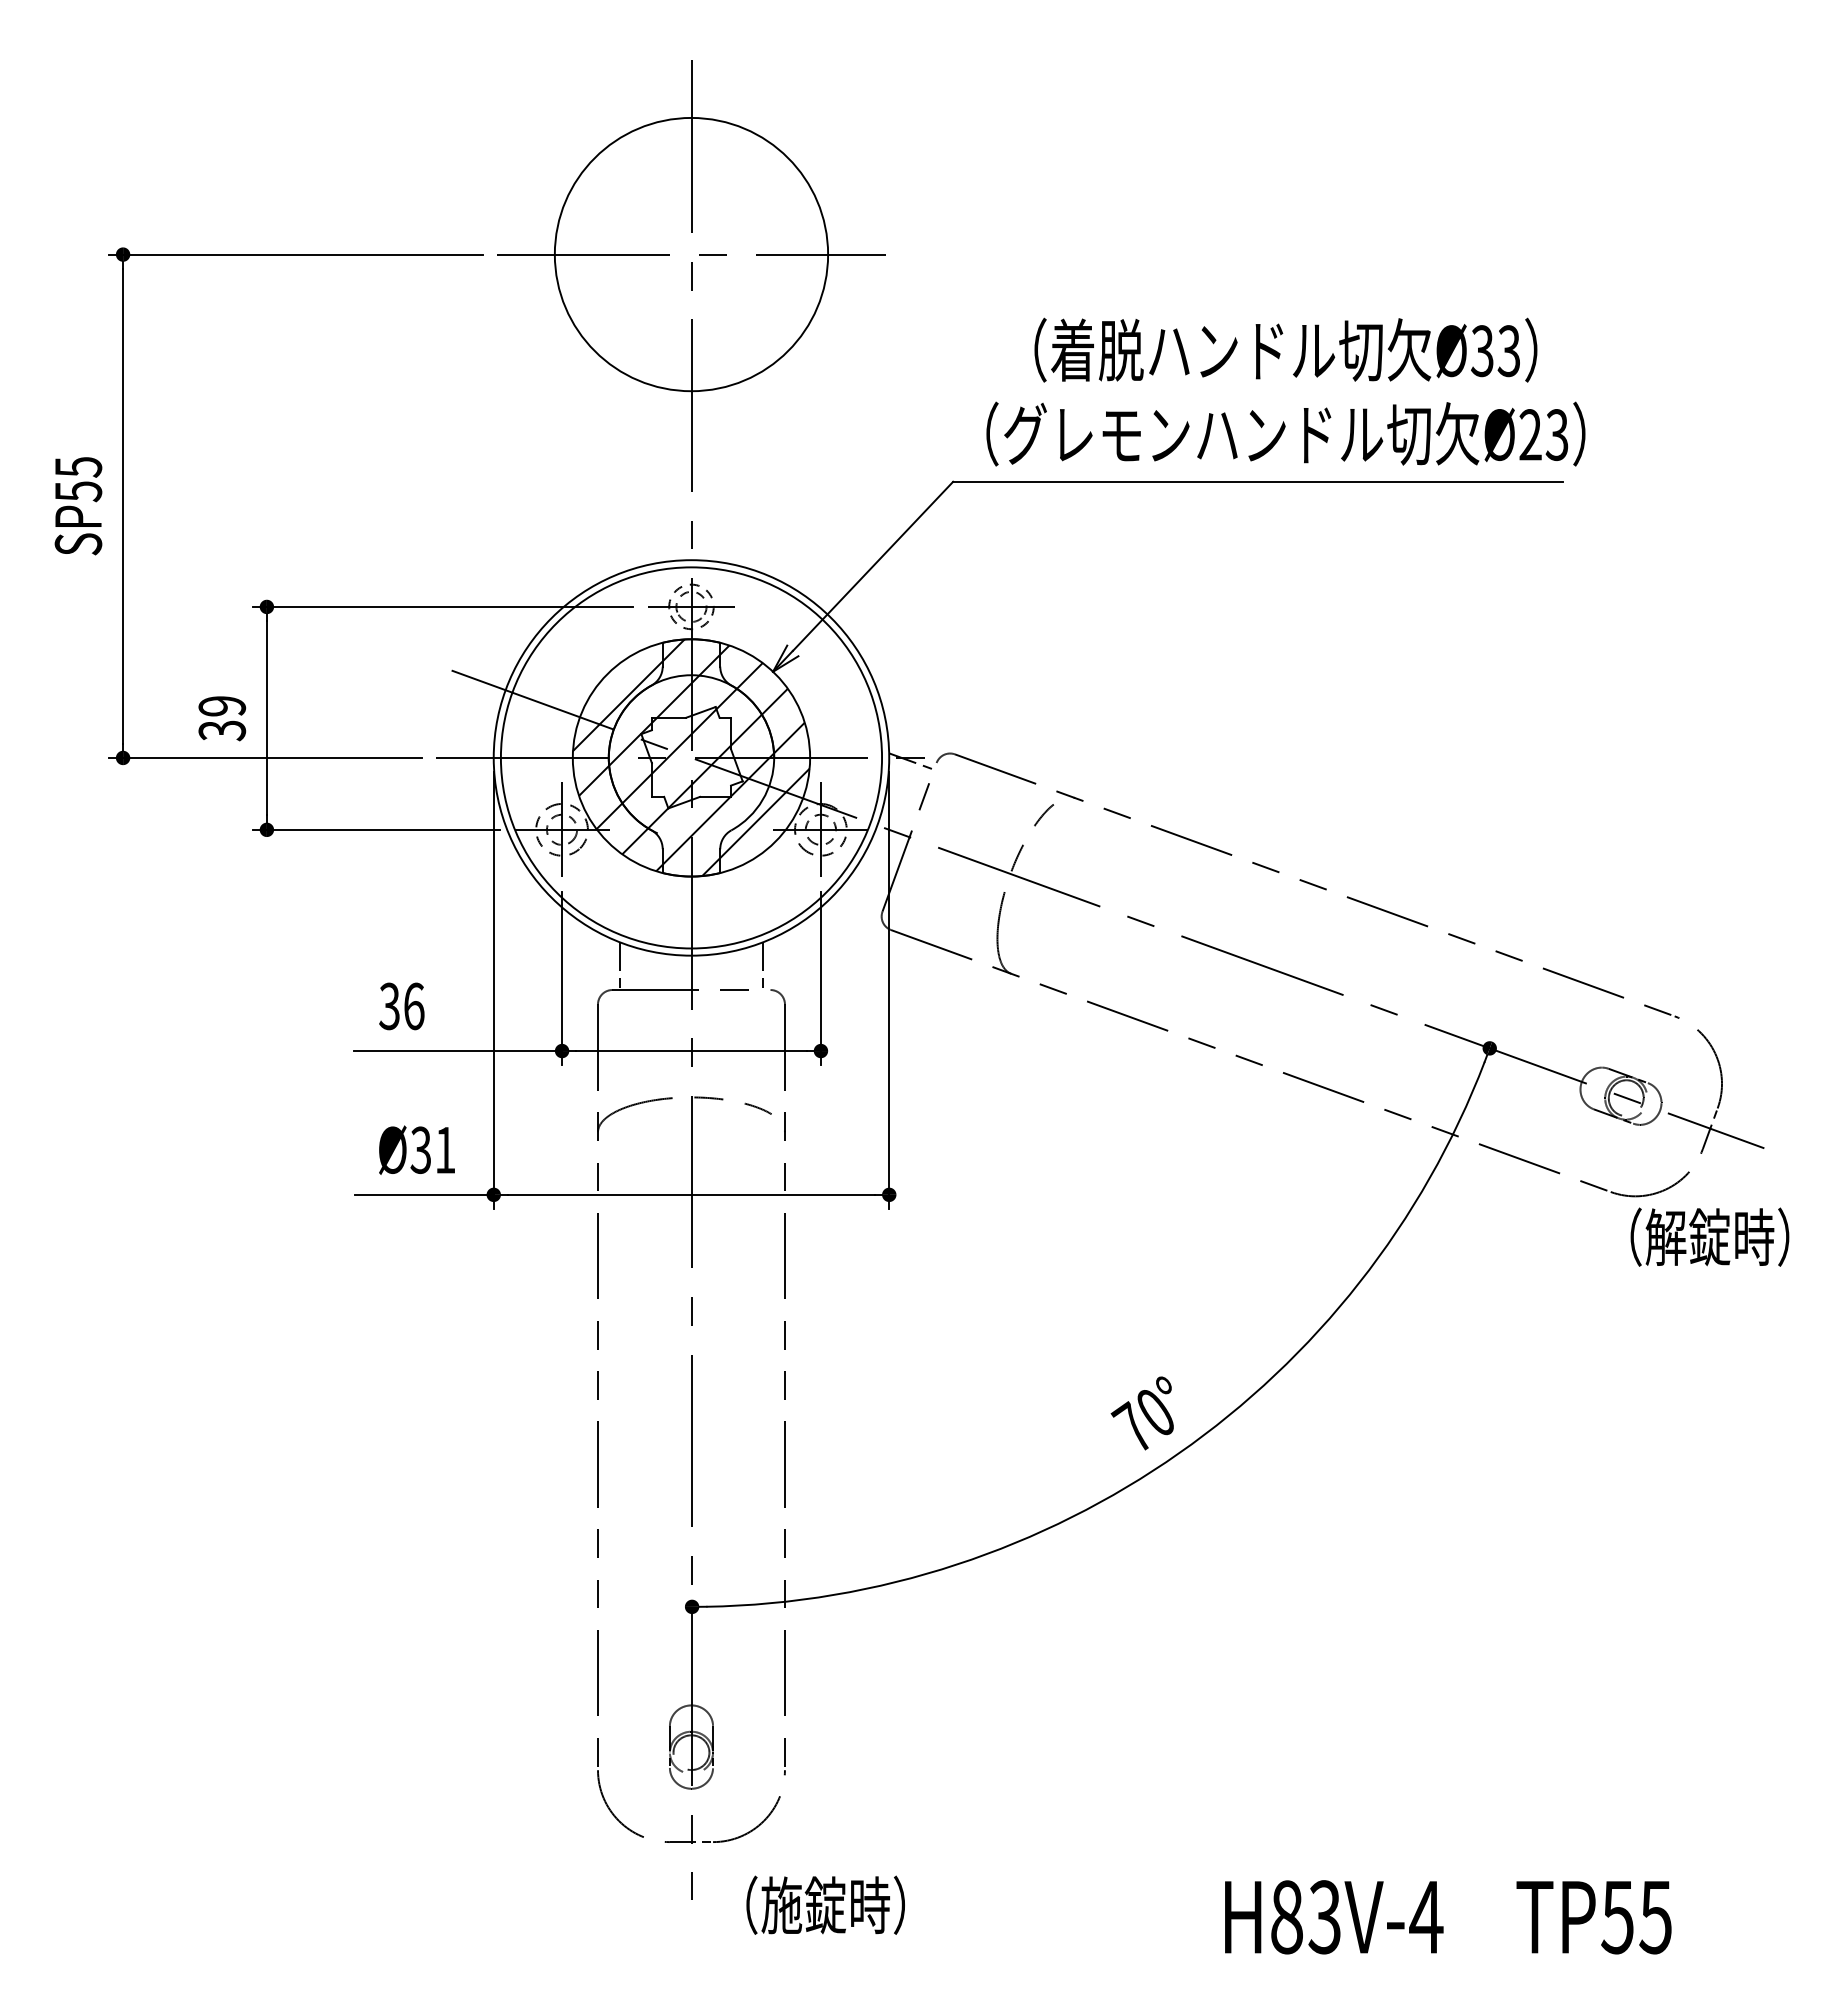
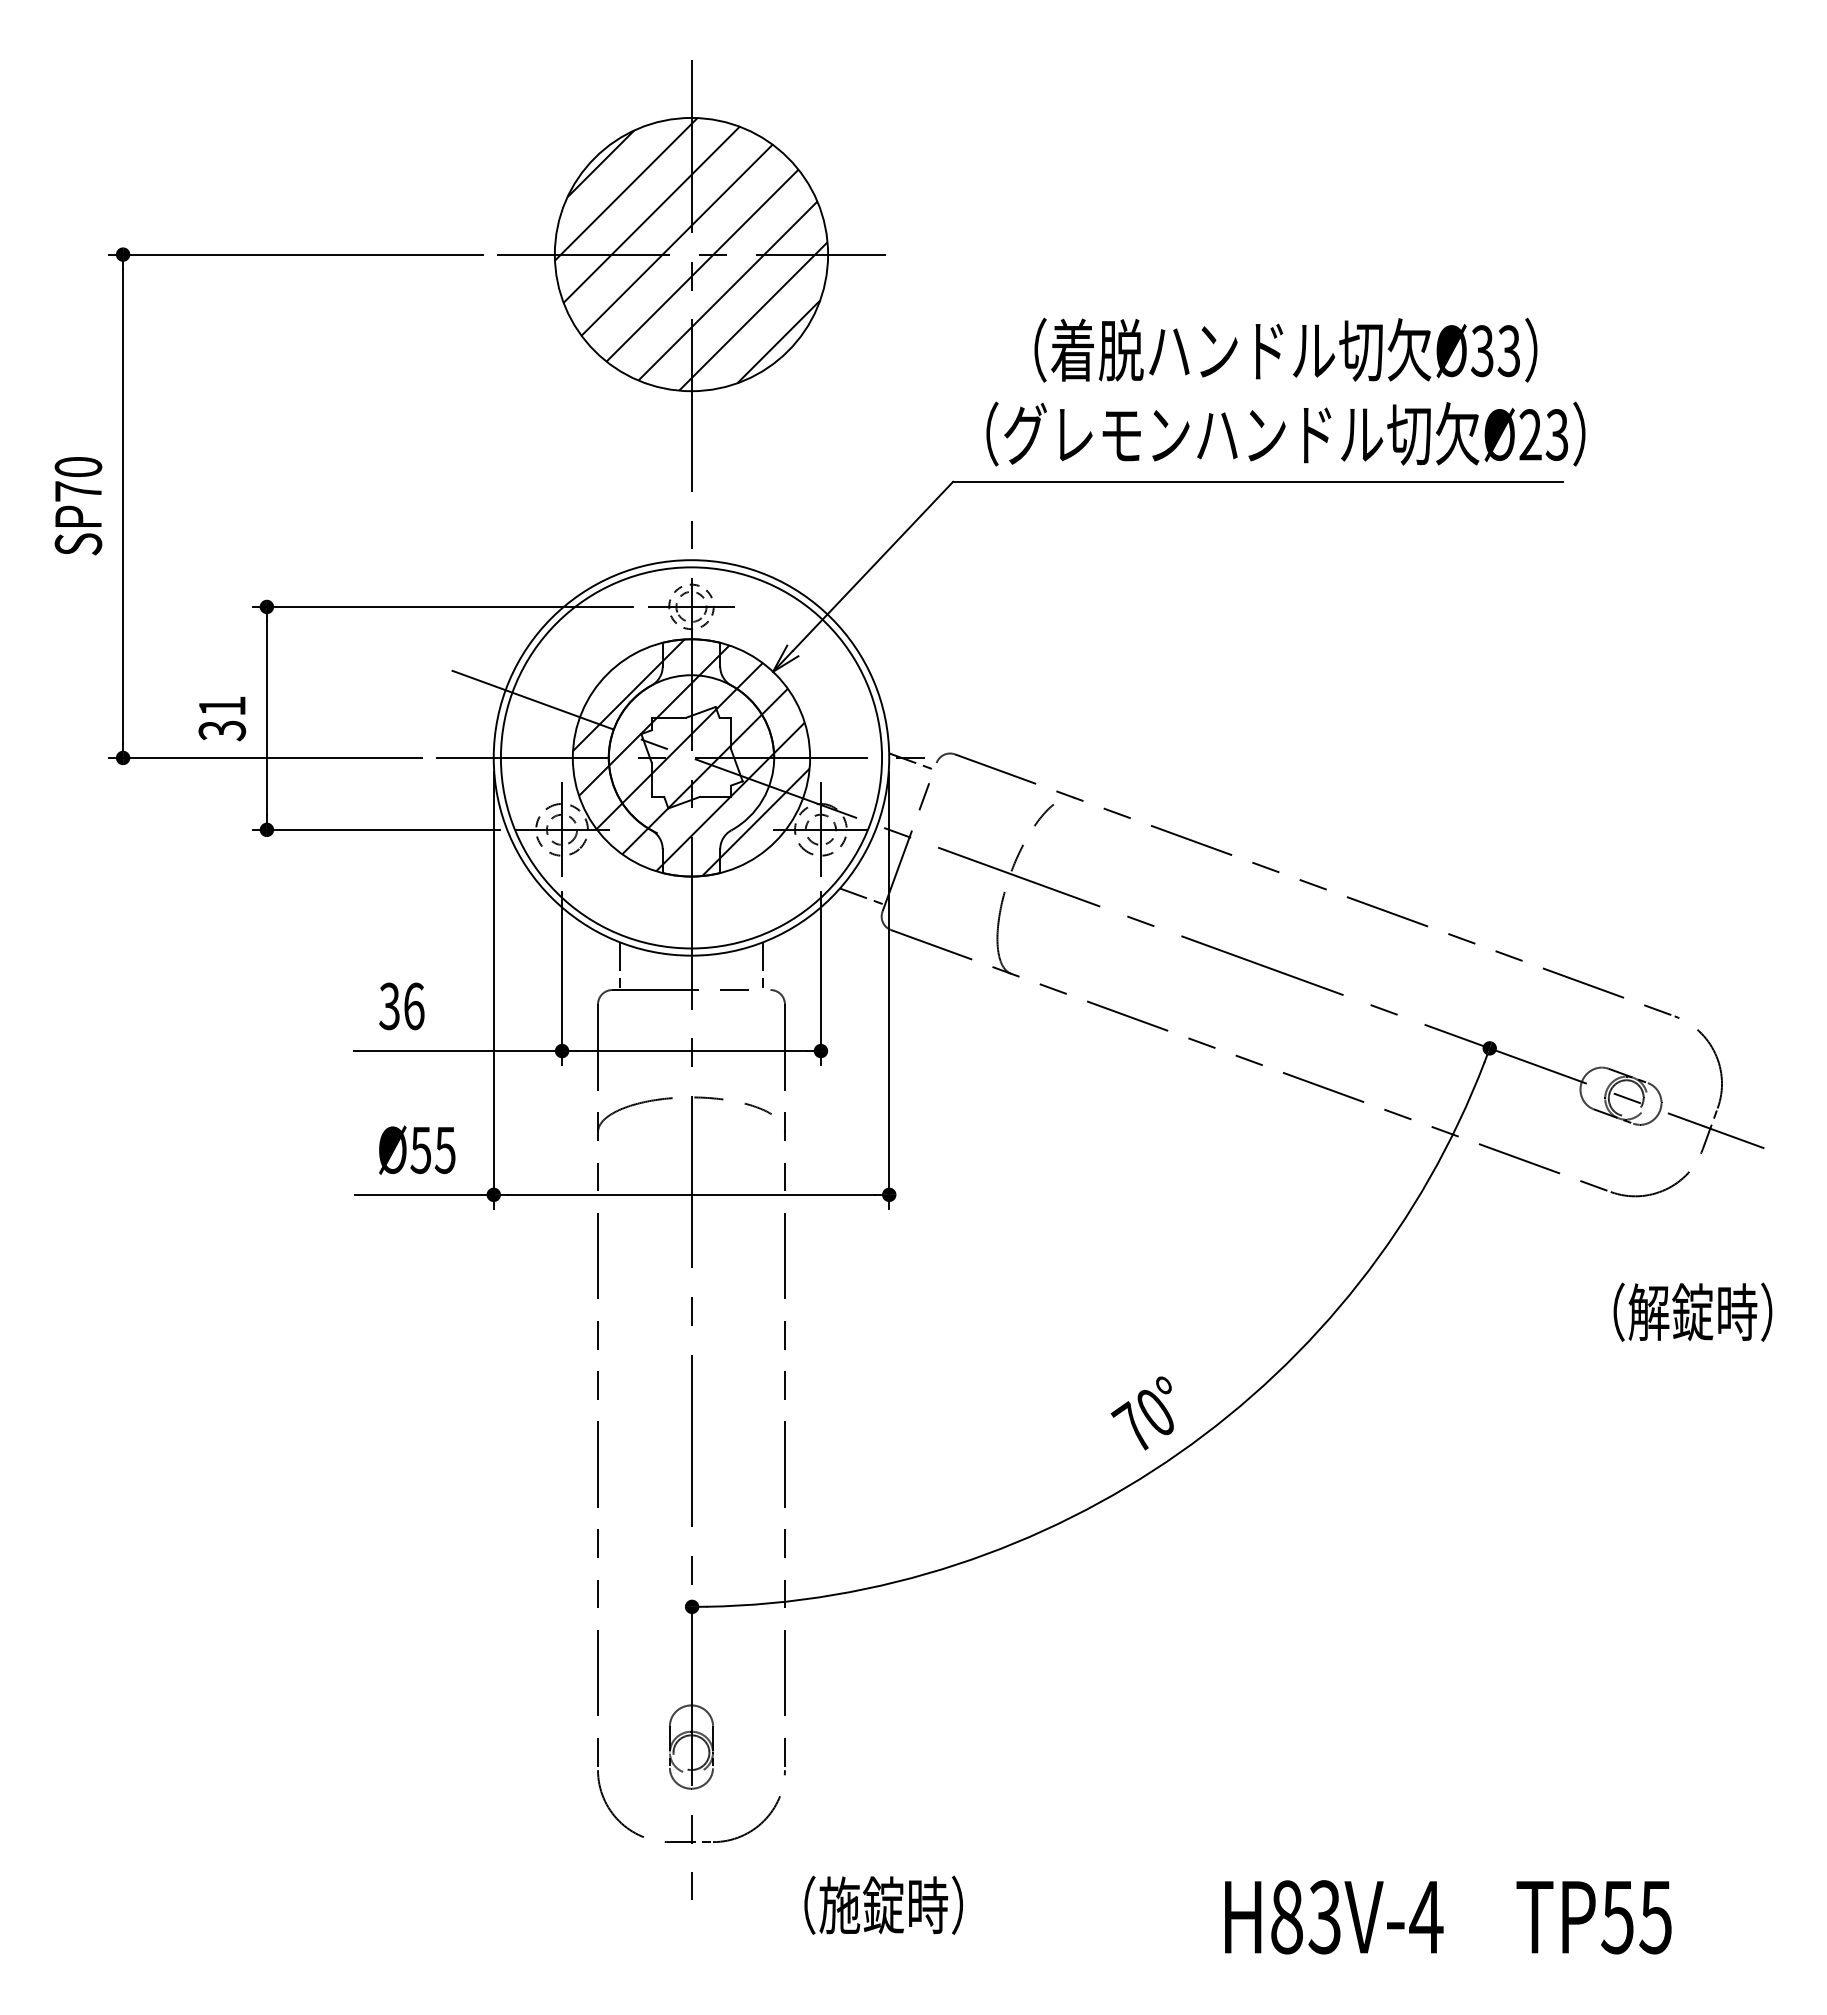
hatch: none -> present (690, 254)
text: SP55 -> SP70 (78, 479)
text: 39 -> 31 (222, 706)
line: none -> present (861, 896)
text: Ø31 -> Ø55 (432, 1149)
text position: (1709, 1236) -> (1692, 1311) (1692, 1311)
text position: (825, 1904) -> (883, 1904) (883, 1904)
